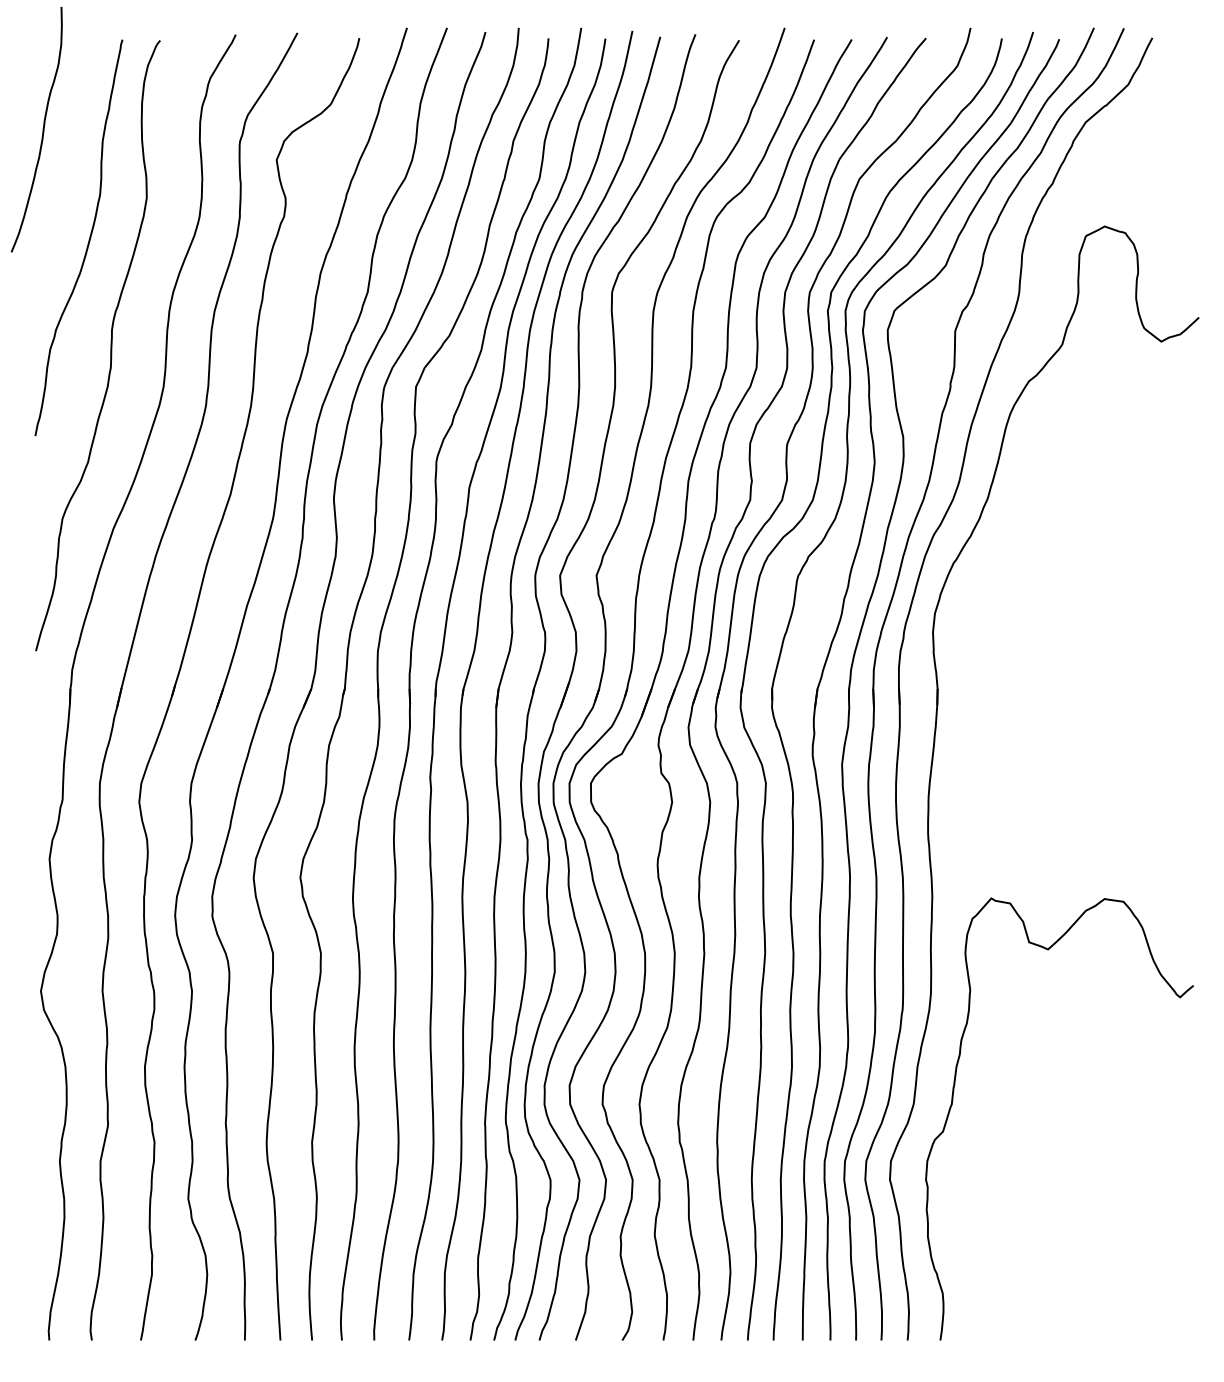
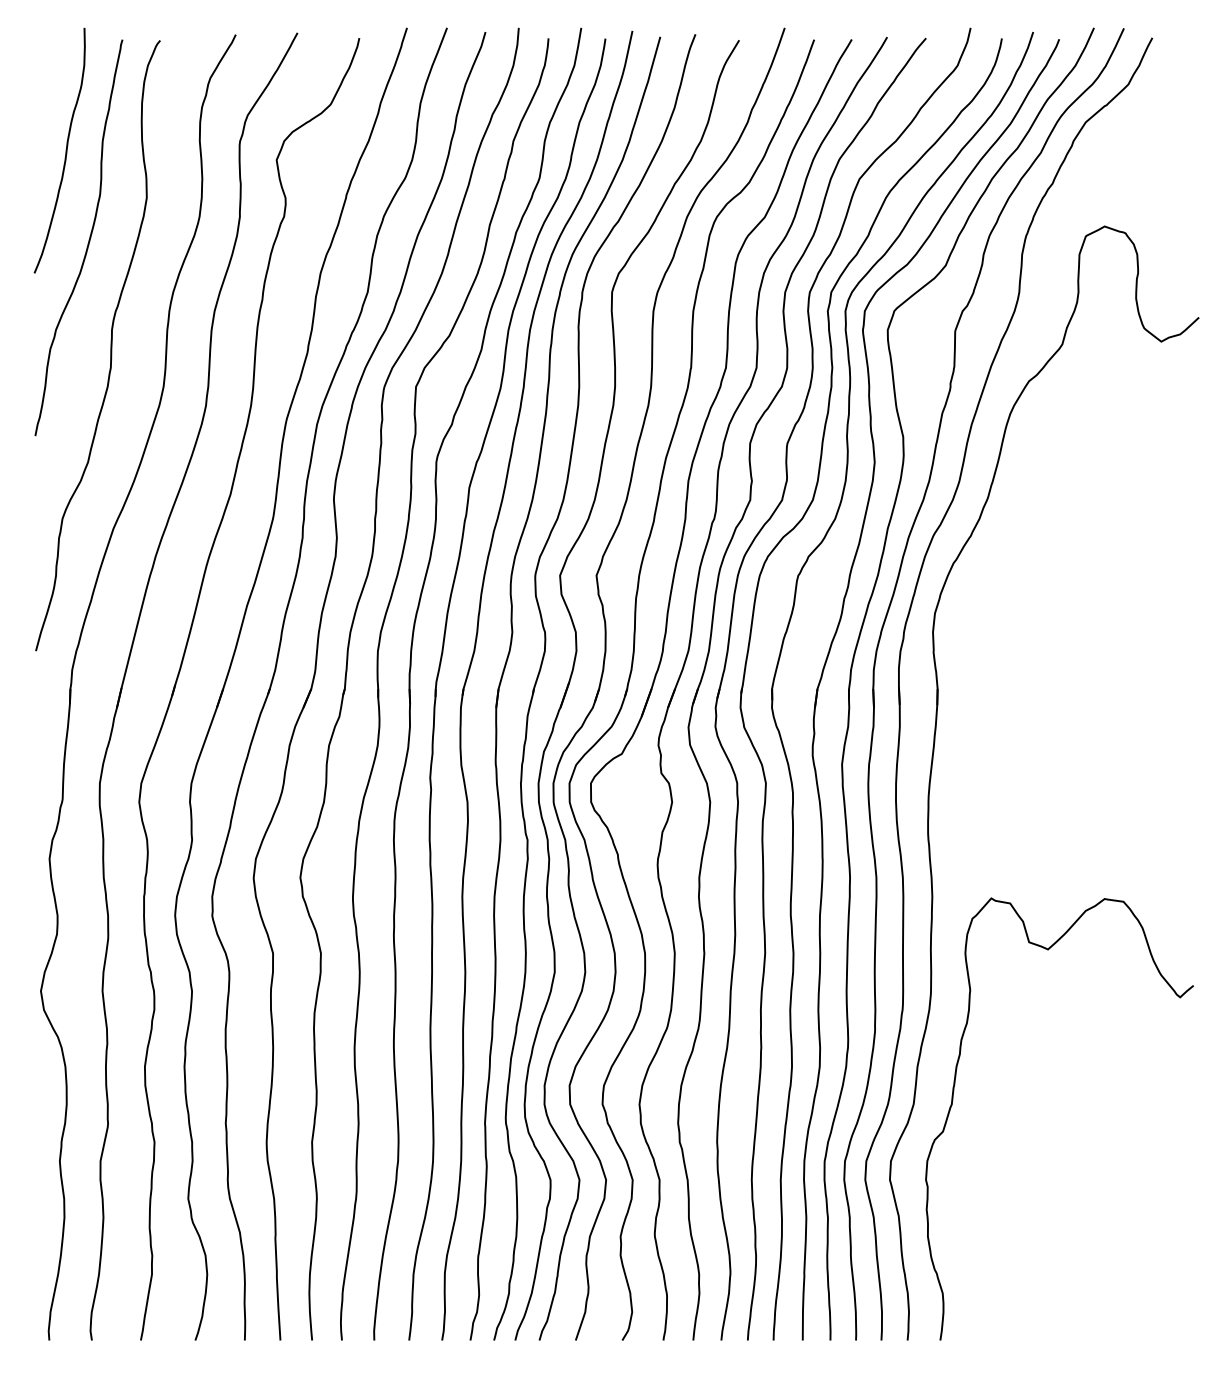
curve position: (42, 129) -> (65, 150) (65, 150)
